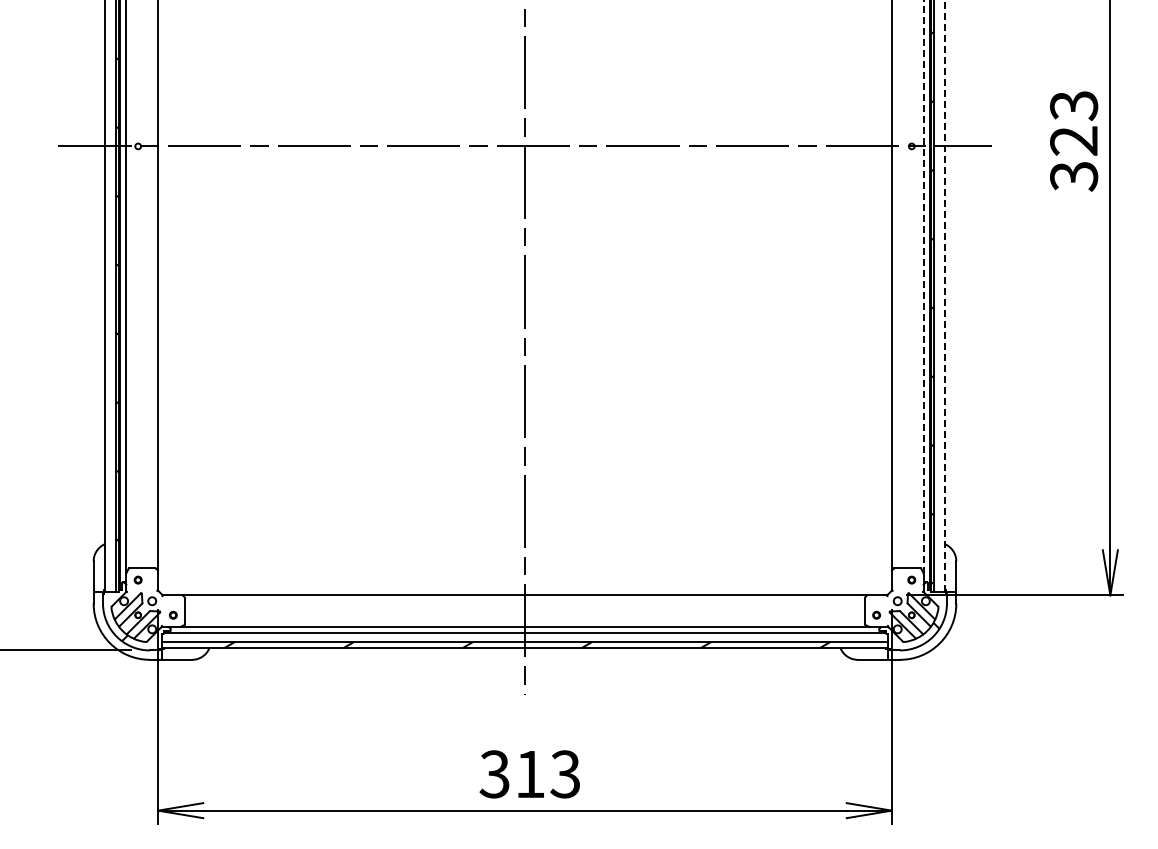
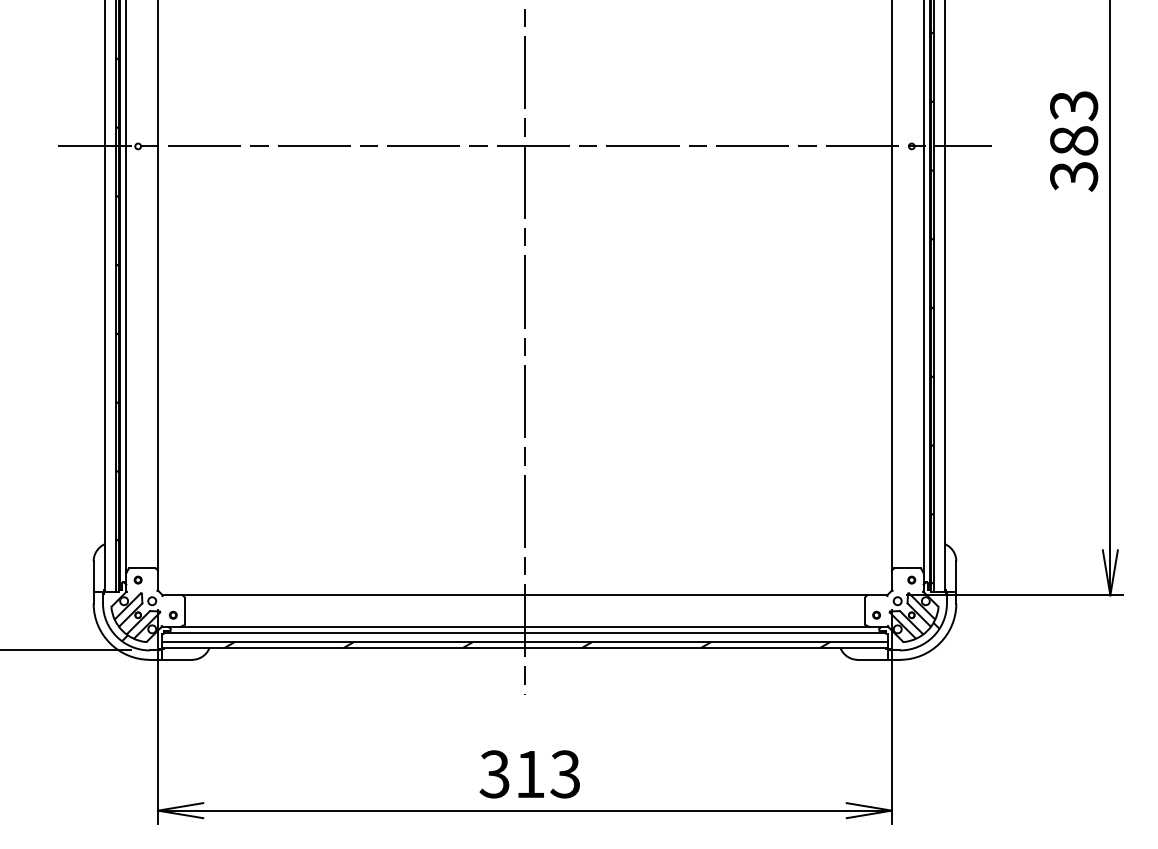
text: 323 -> 383 (1074, 140)
line: dashed -> solid (923, 287)
line: dashed -> solid (944, 295)
